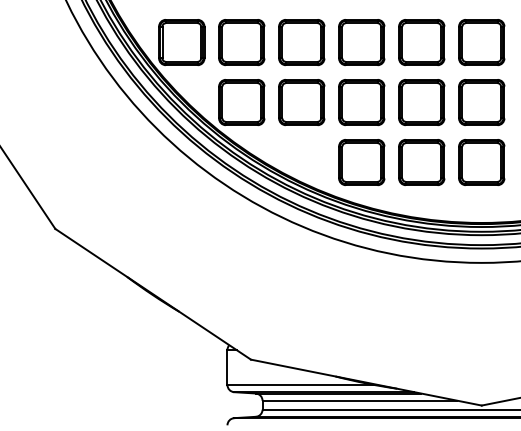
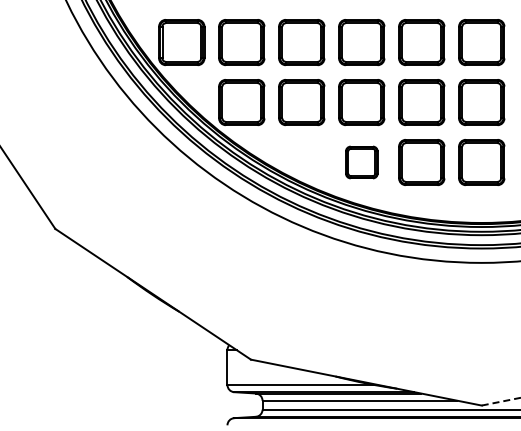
part size: 48x47 px -> 34x35 px (361, 162)
line: solid -> dashed (501, 401)
